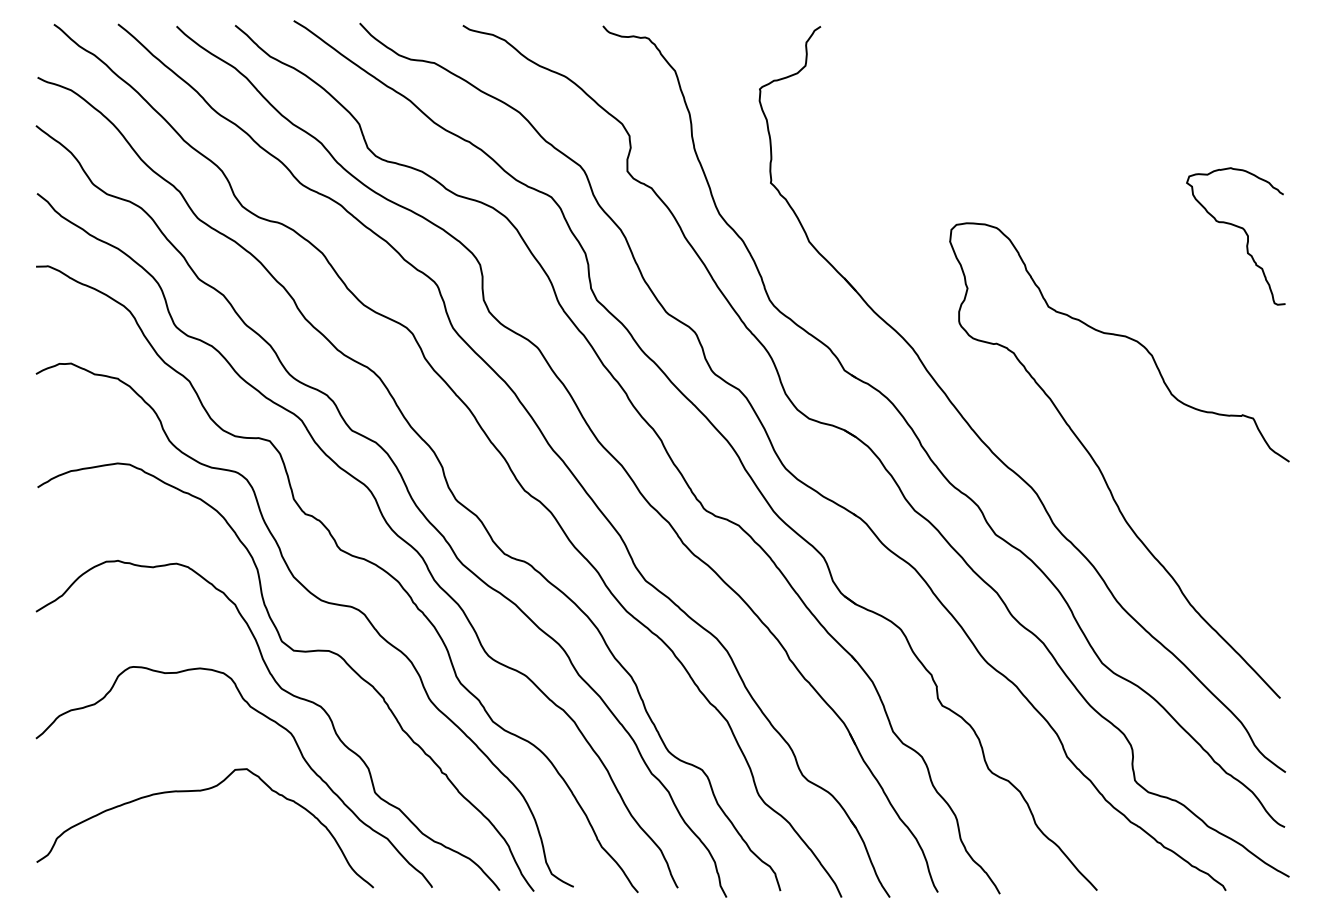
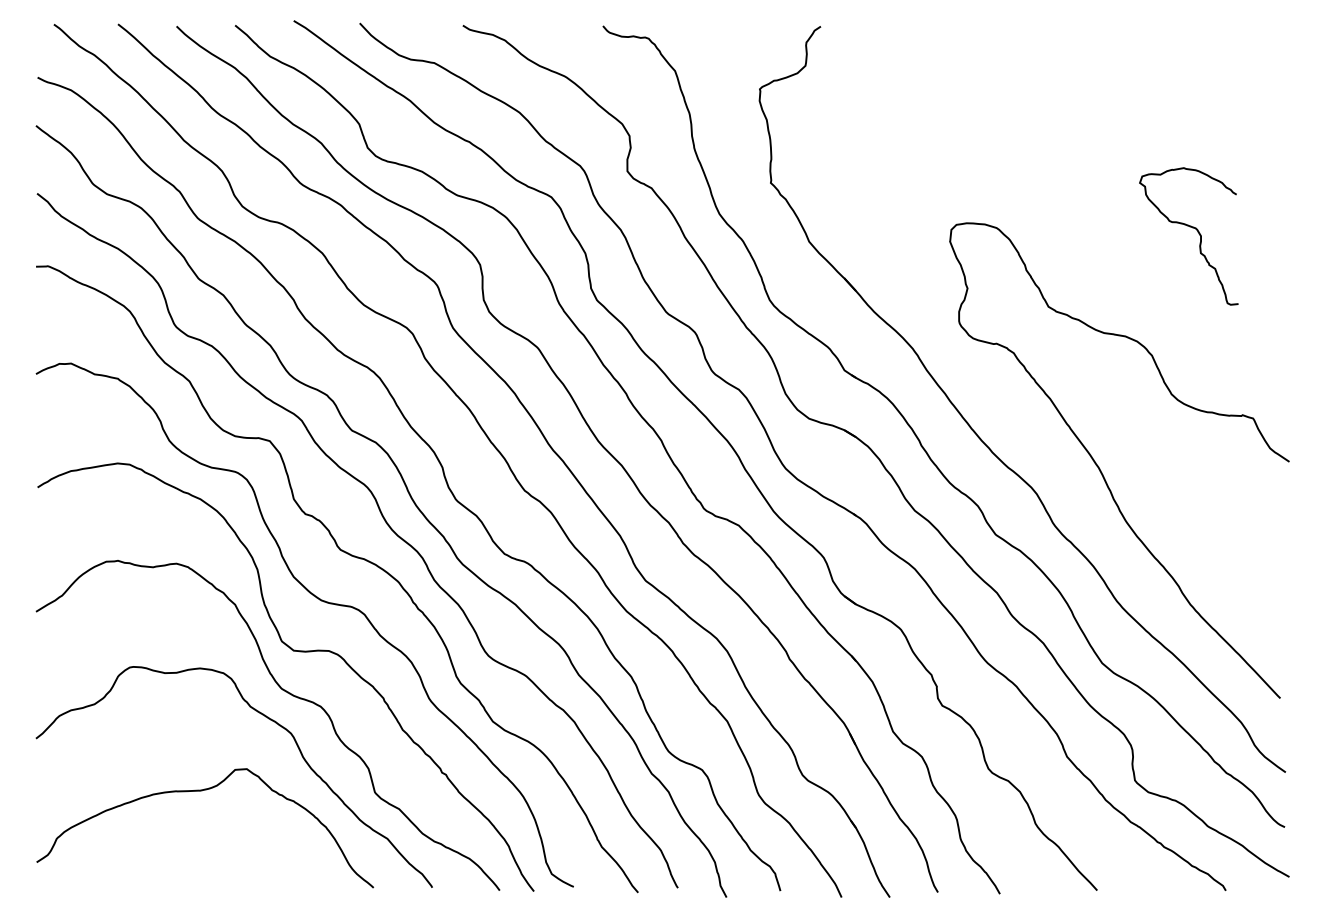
curve position: (1239, 228) -> (1192, 228) (1192, 228)
